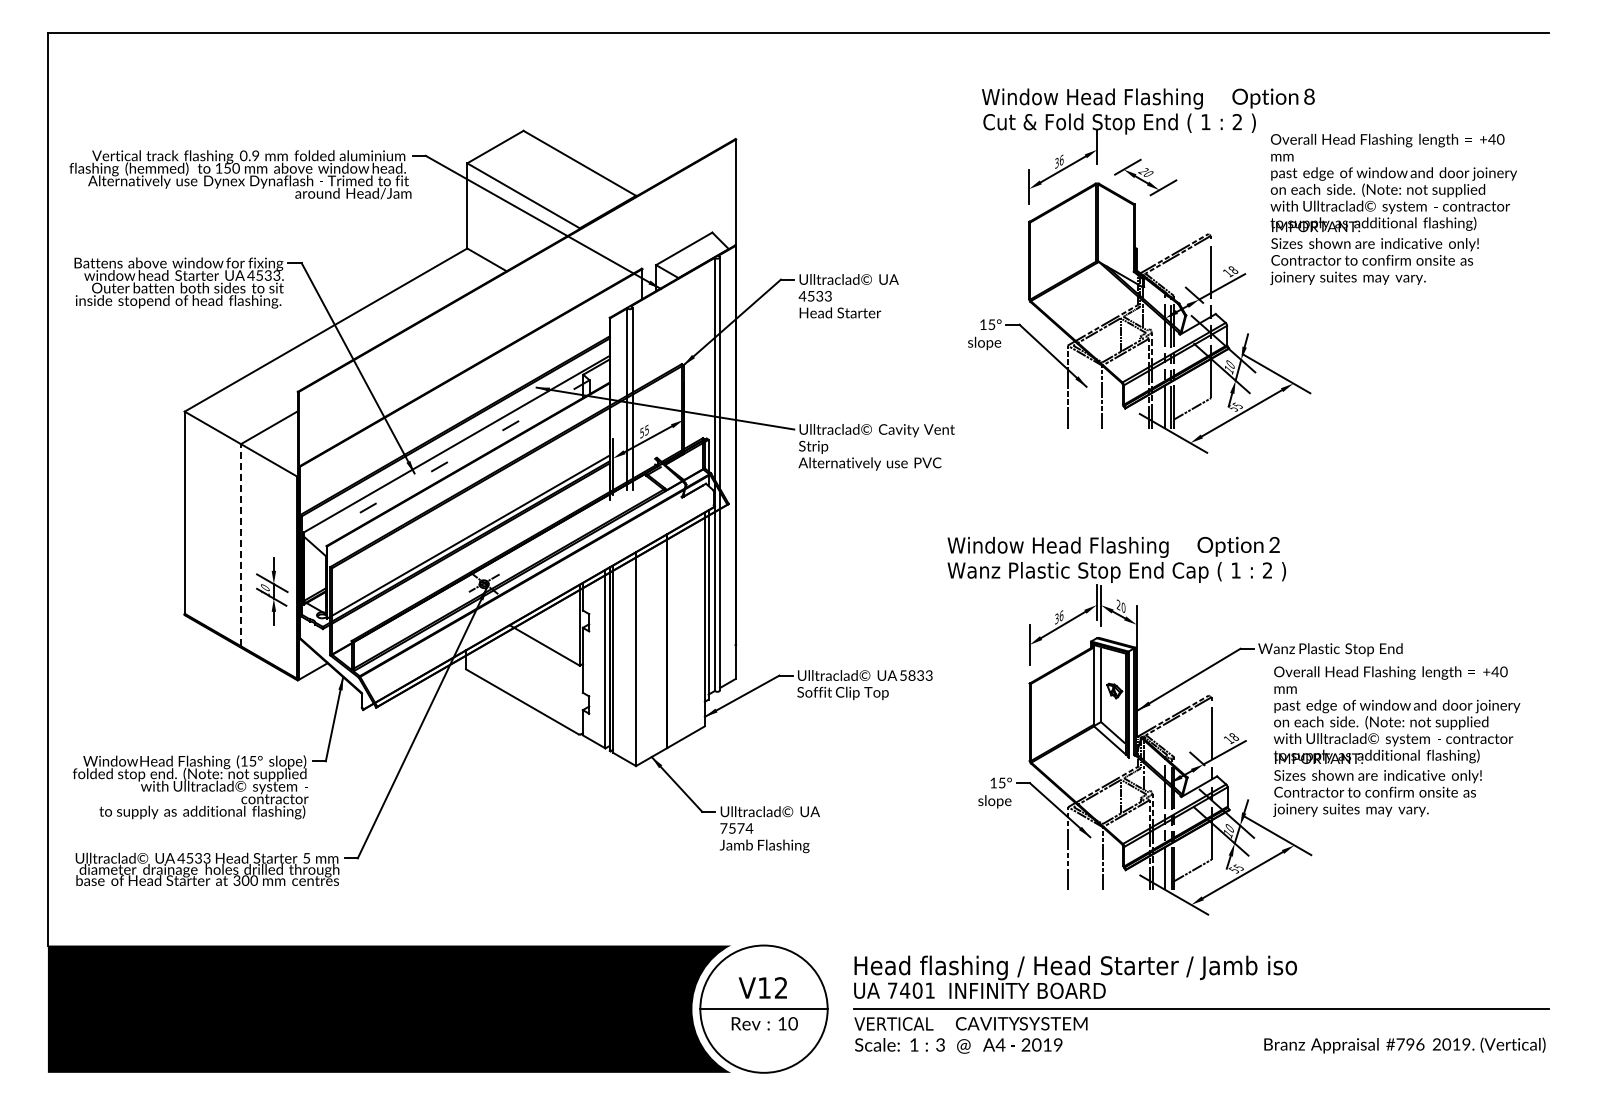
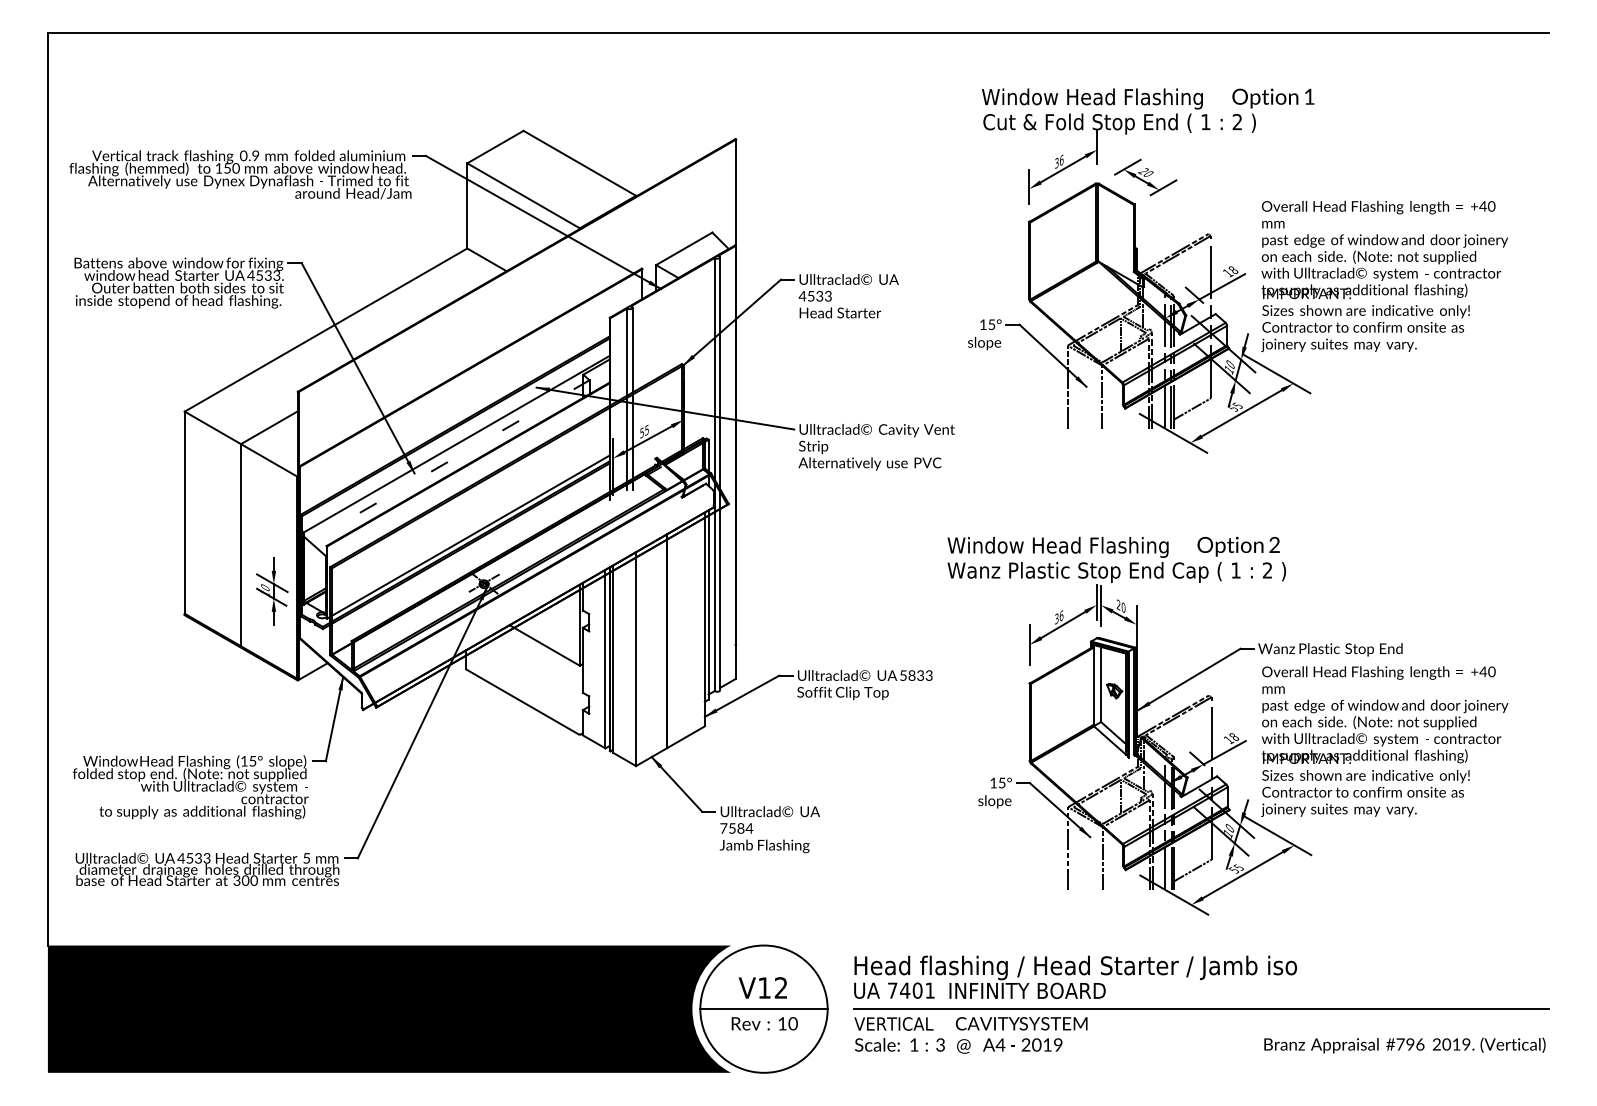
text: 8 -> 1 (1309, 96)
text position: (1393, 208) -> (1384, 275) (1384, 275)
line: dashed -> solid (241, 544)
text position: (1396, 741) -> (1384, 741) (1384, 741)
text: 7574 -> 7584 (740, 828)
